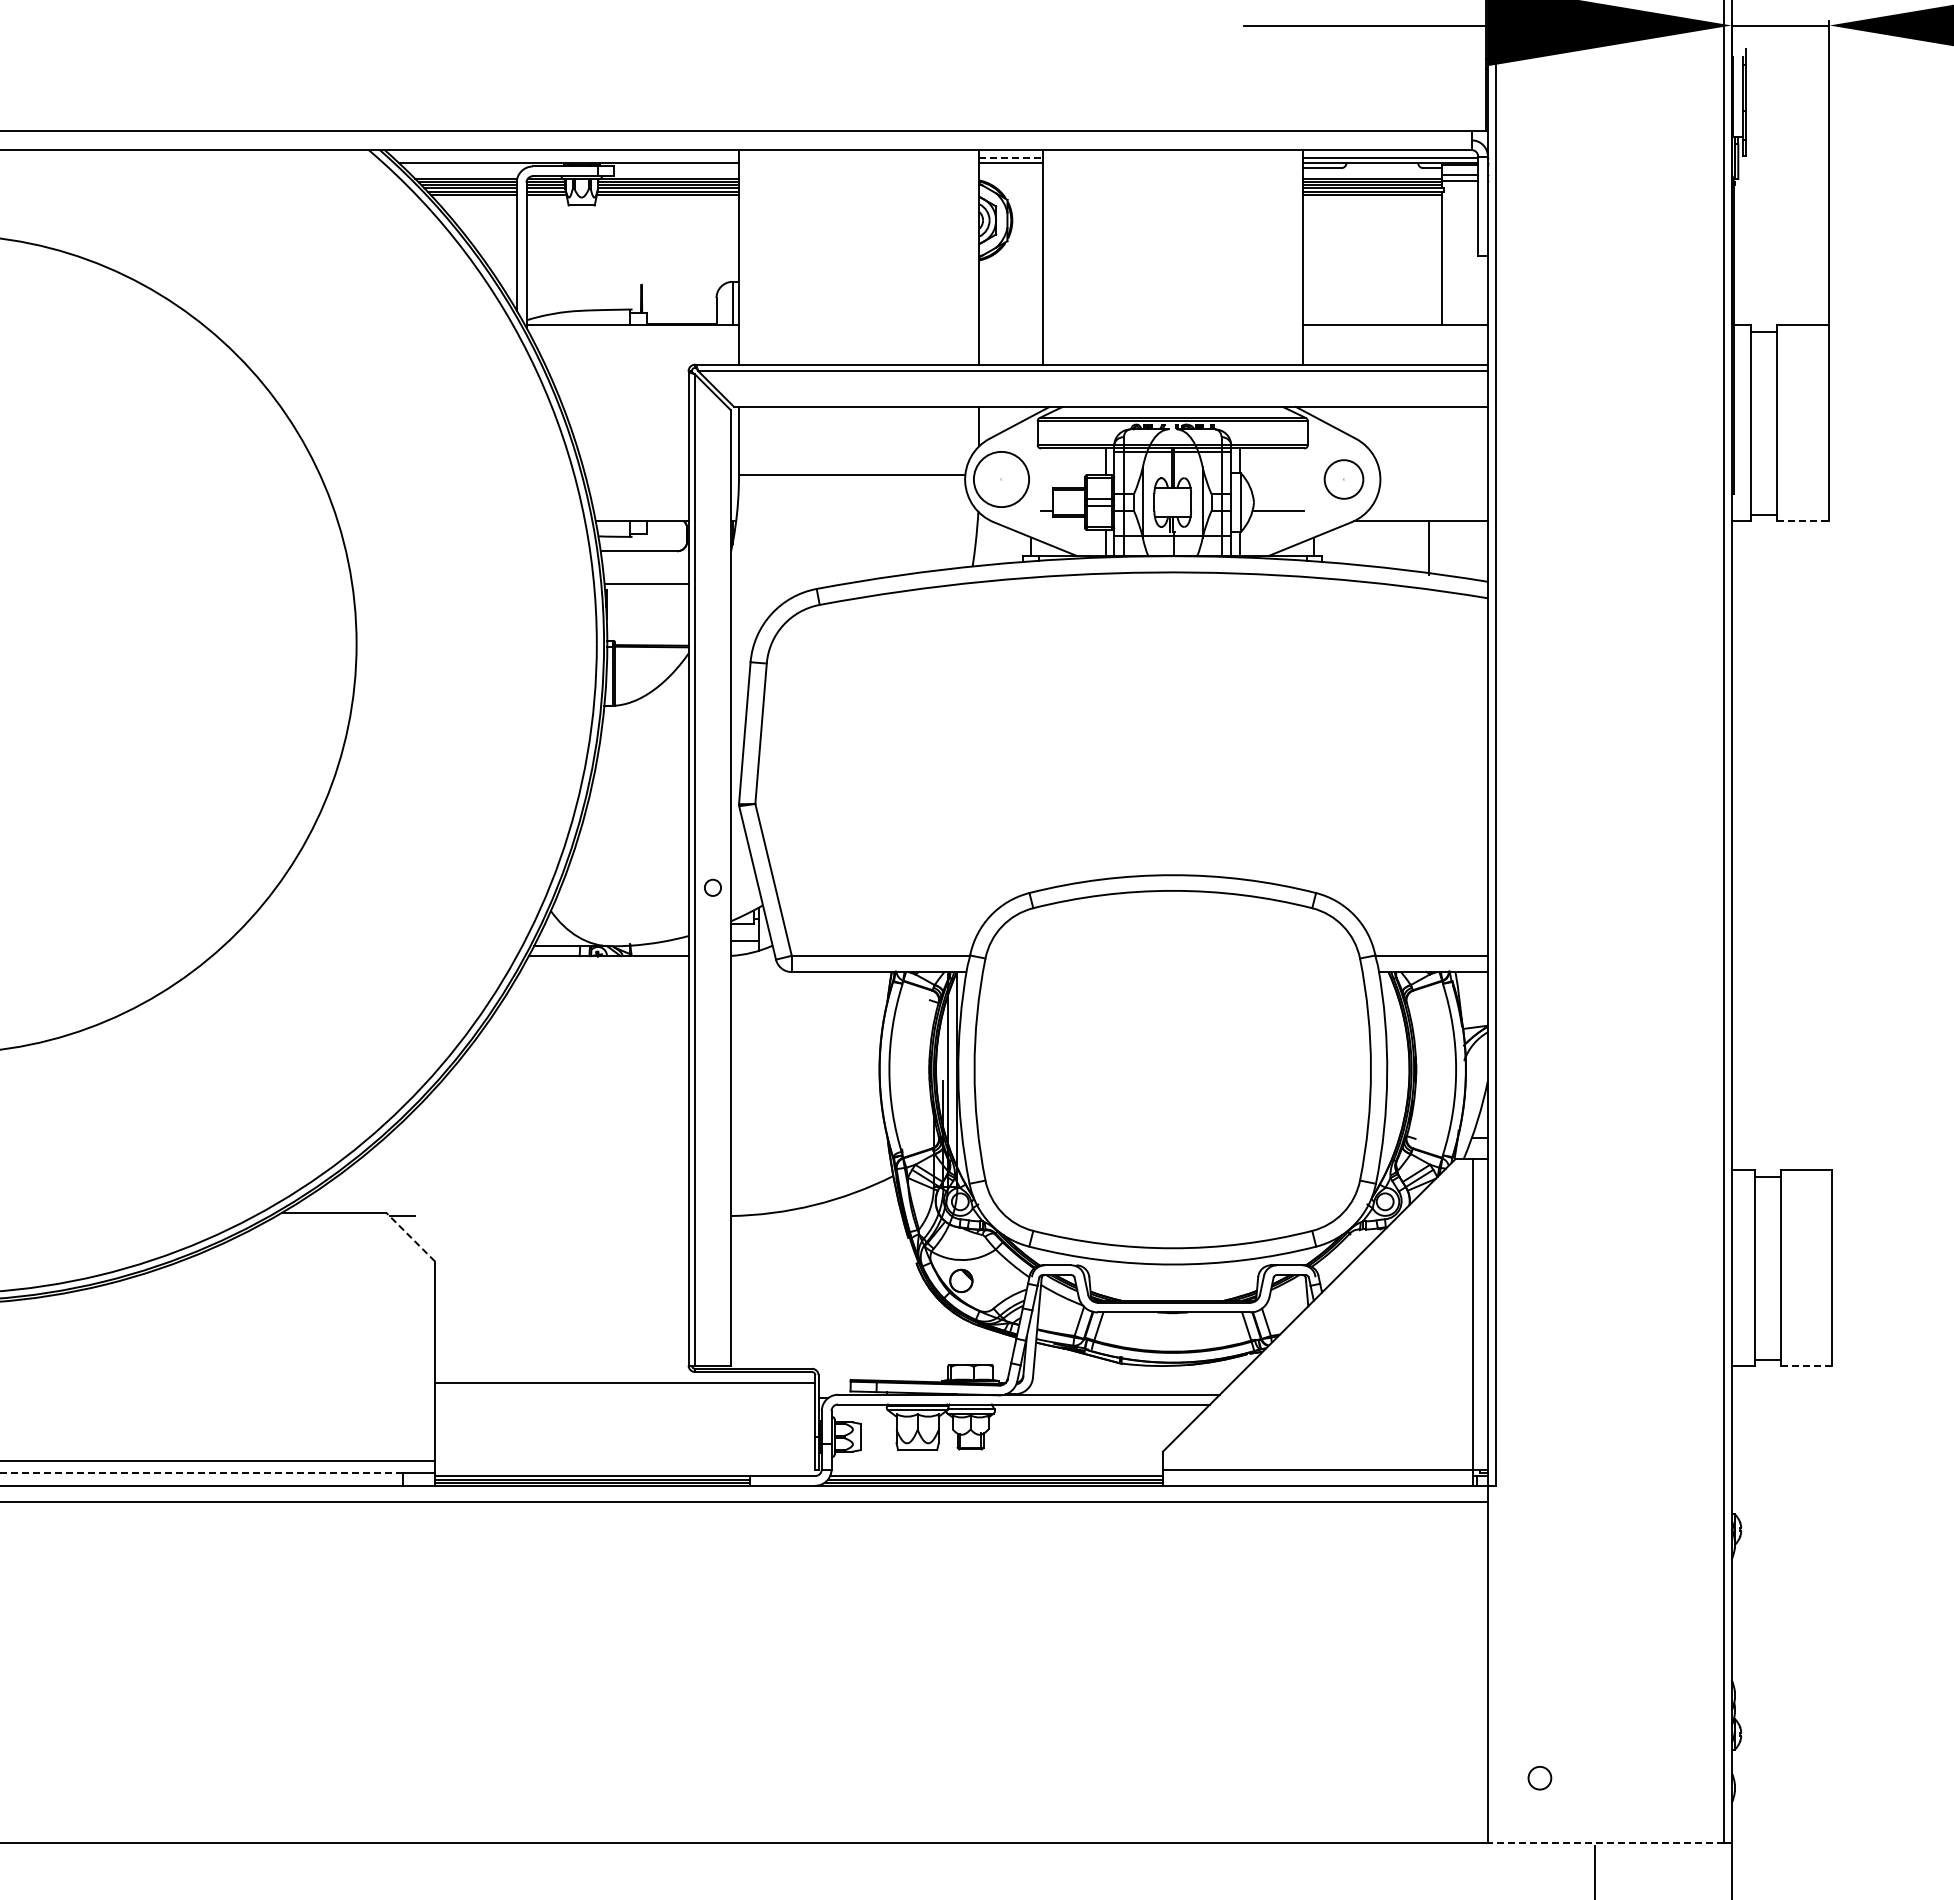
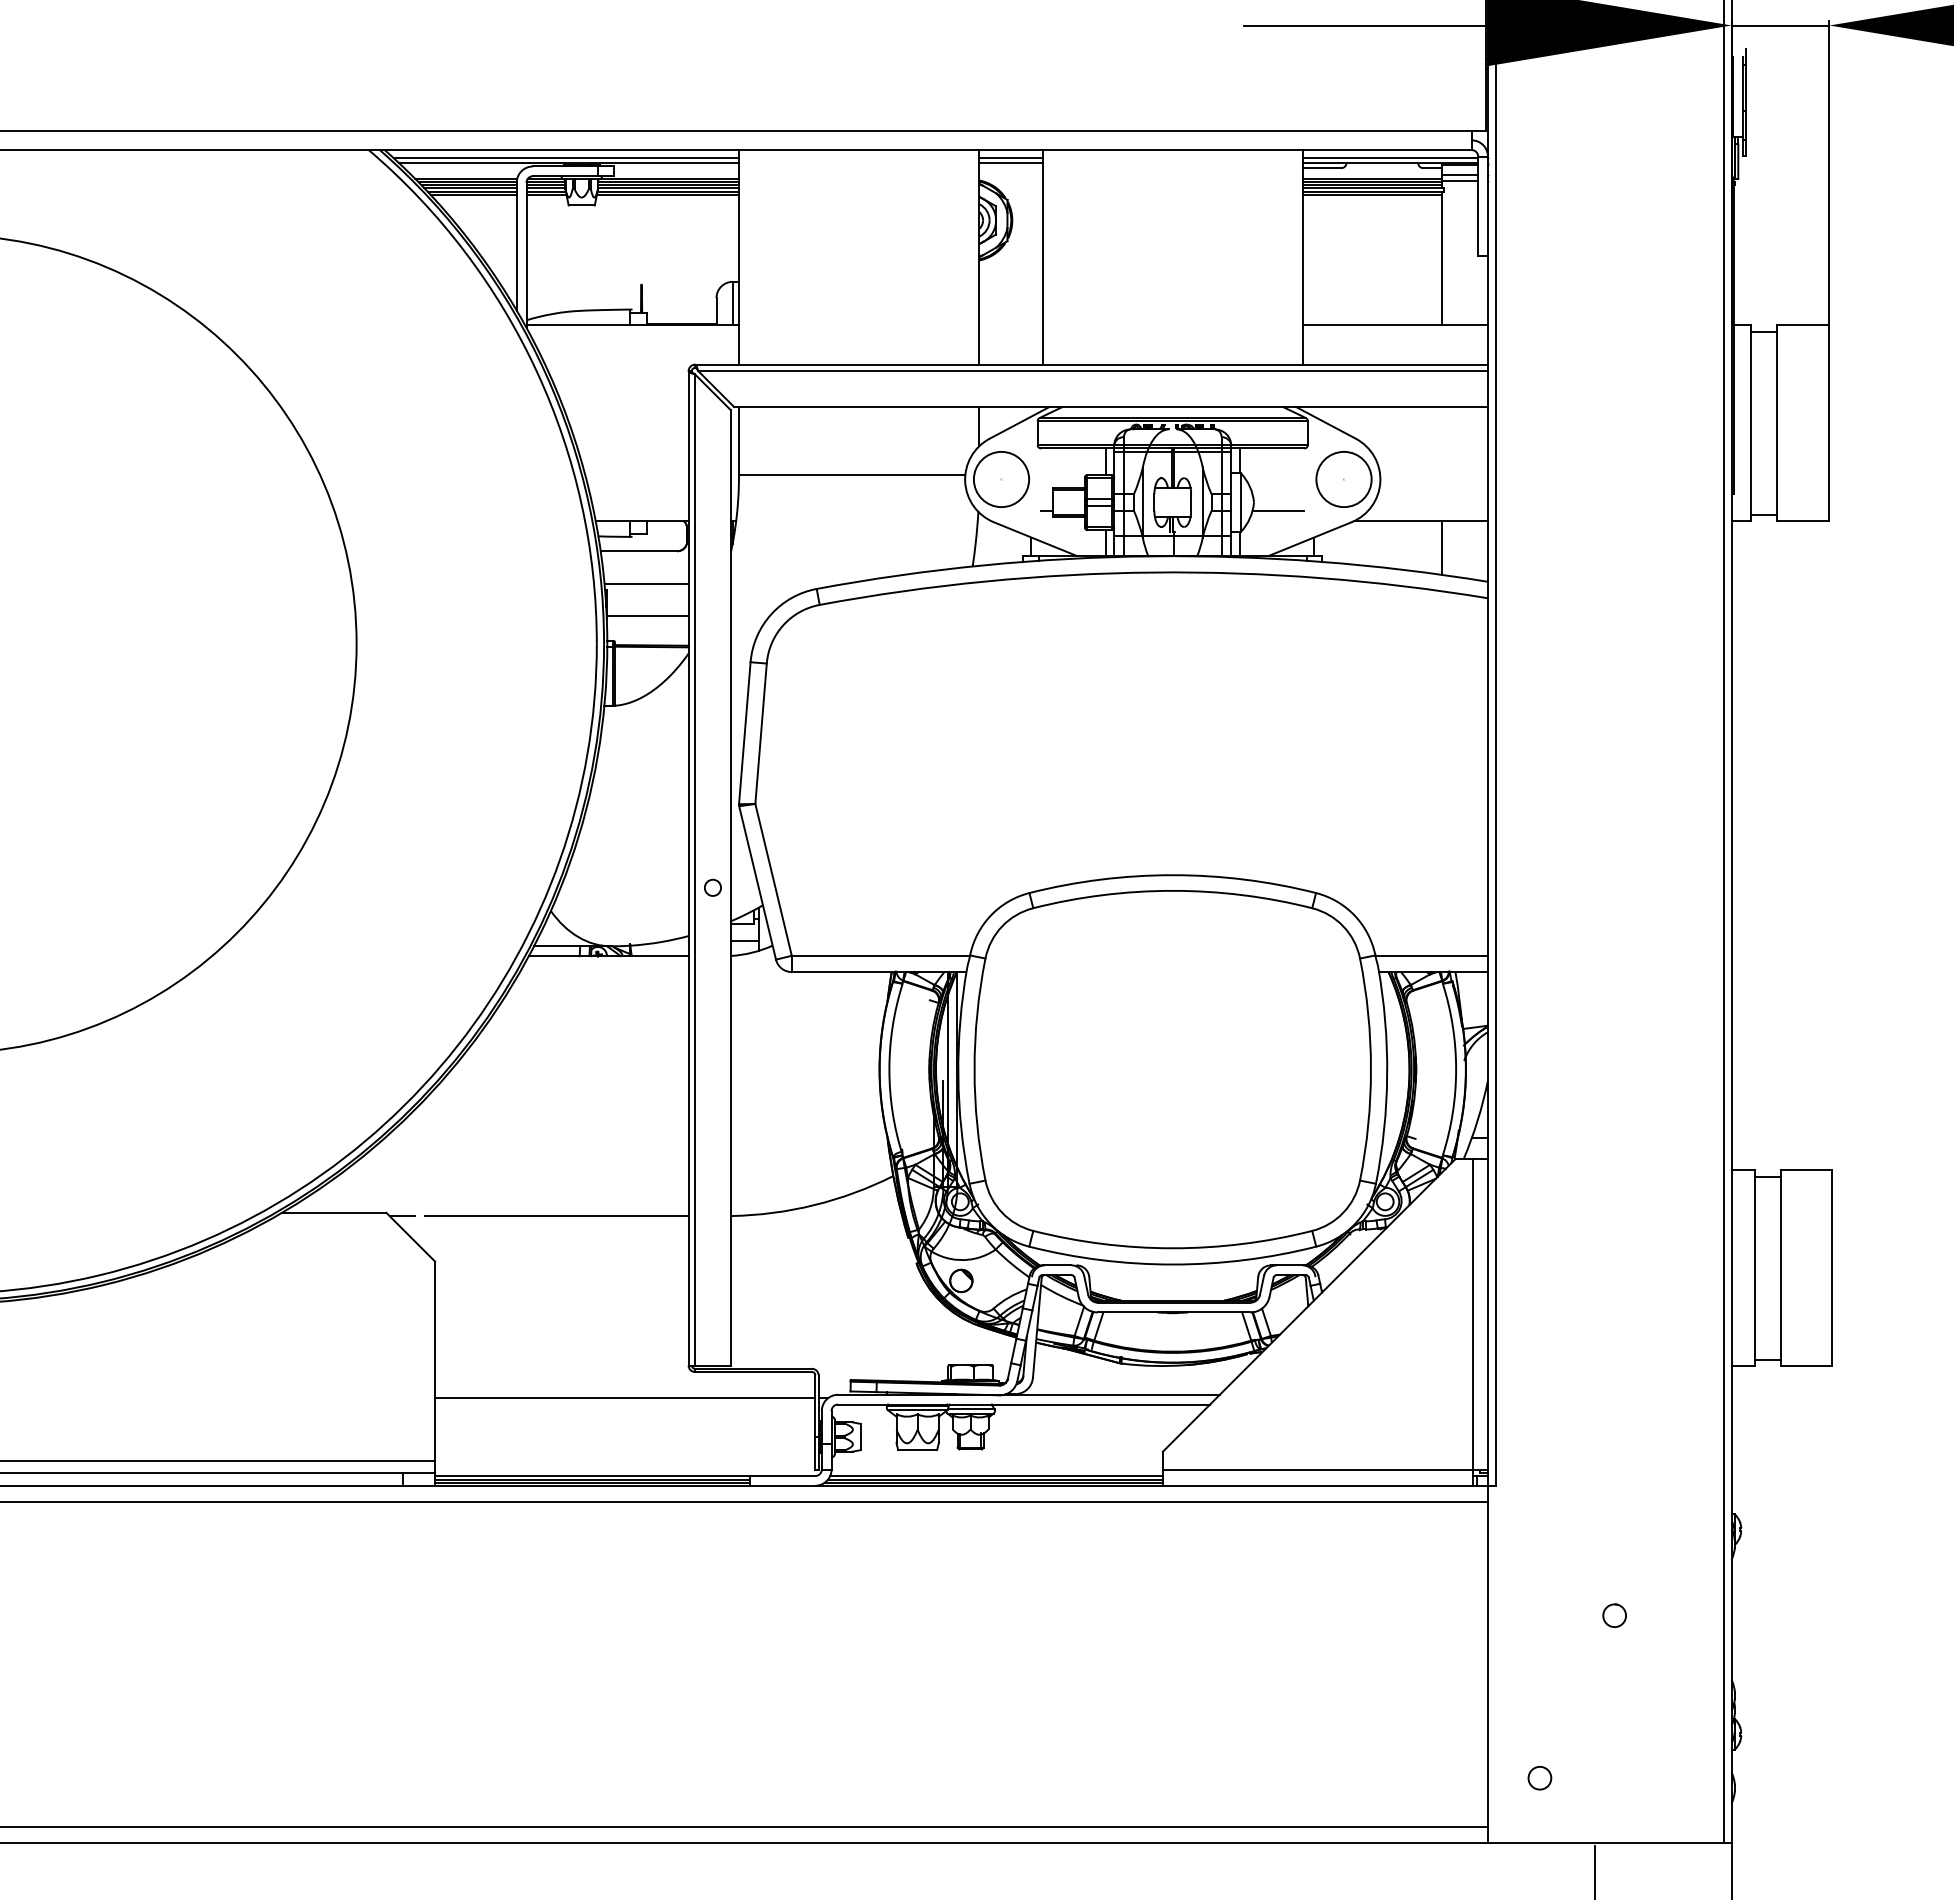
line: none -> present (566, 158)
line: dashed -> solid (1011, 158)
circle diameter: 39 px -> 55 px (1343, 479)
line: dashed -> solid (1803, 521)
line position: (1429, 547) -> (1442, 547) (1442, 547)
line: none -> present (647, 616)
line: none -> present (556, 1216)
line: dashed -> solid (410, 1236)
line: dashed -> solid (1806, 1366)
line position: (625, 1383) -> (625, 1398) (625, 1398)
line: dashed -> solid (201, 1472)
circle: none -> present (1614, 1615)
line: none -> present (744, 1826)
line: dashed -> solid (1605, 1843)
